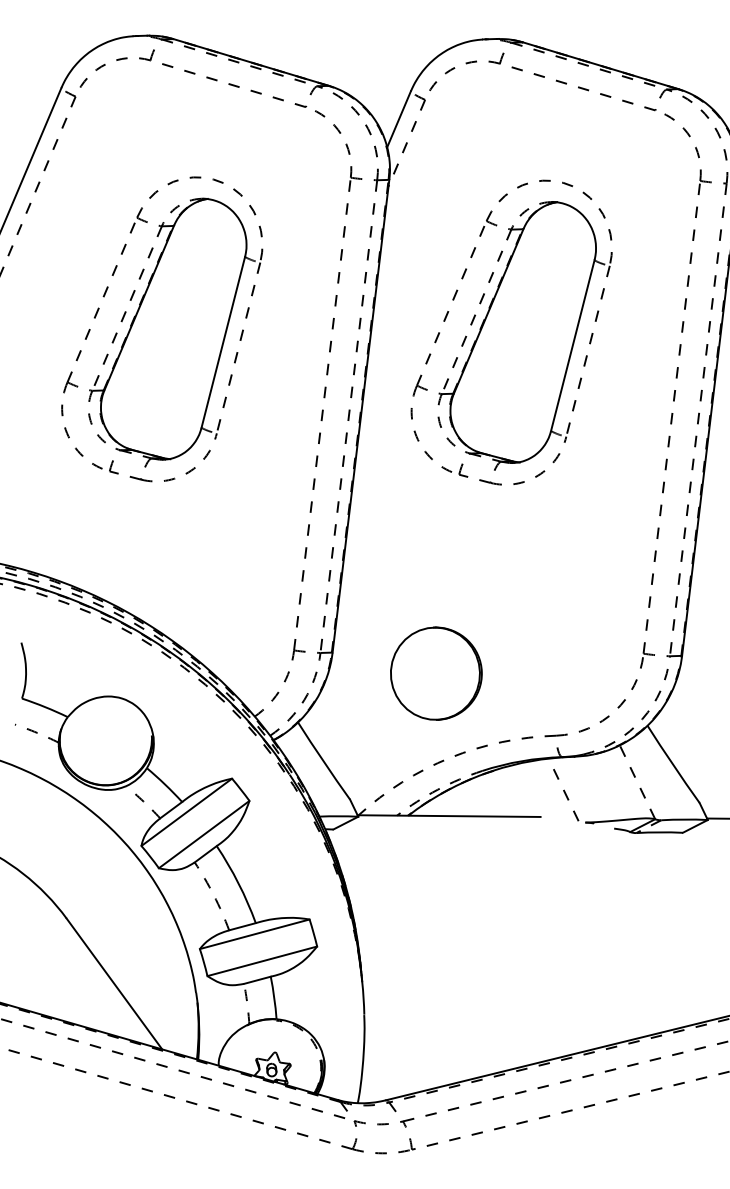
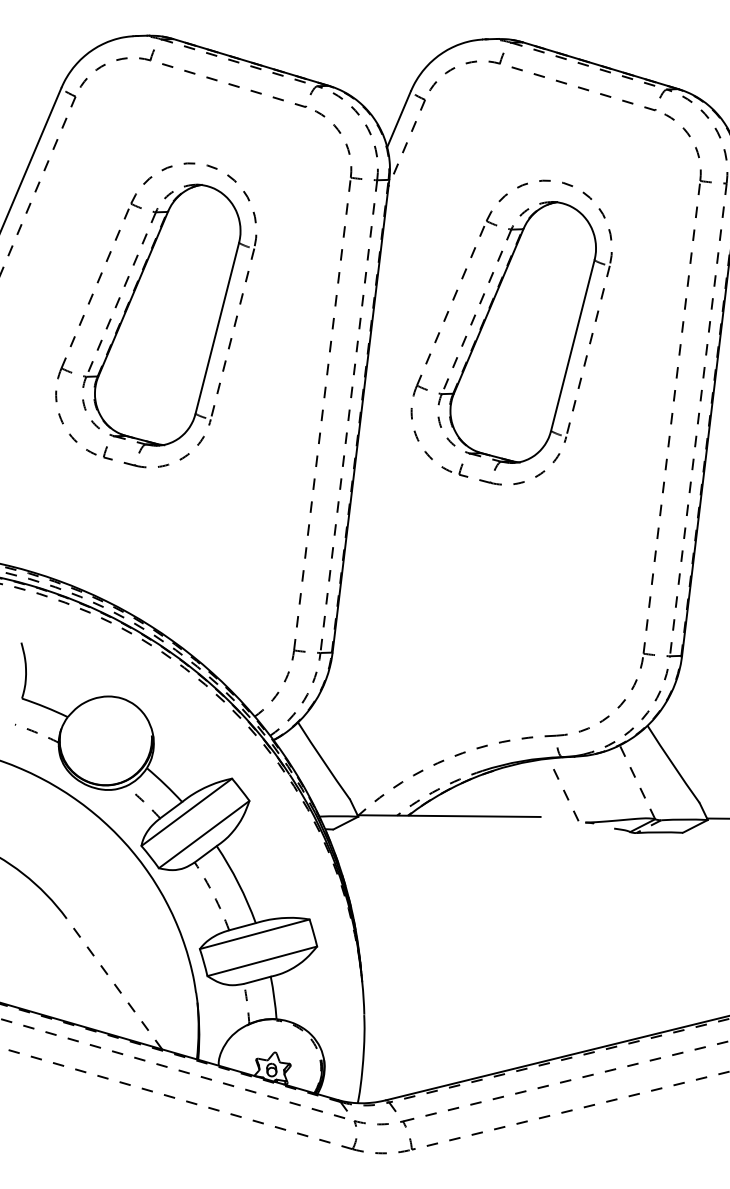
part position: (162, 329) -> (156, 315) (156, 315)
part: present -> none (436, 673)
line: solid -> dashed (114, 984)
